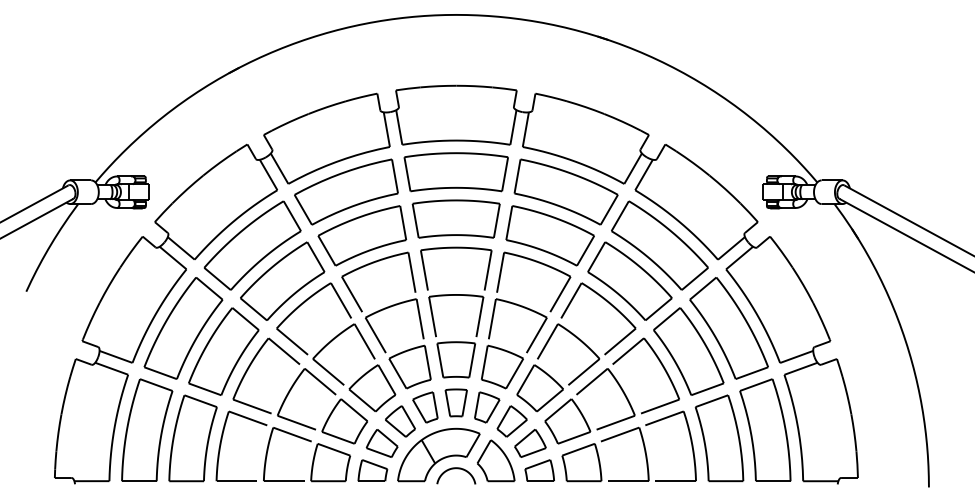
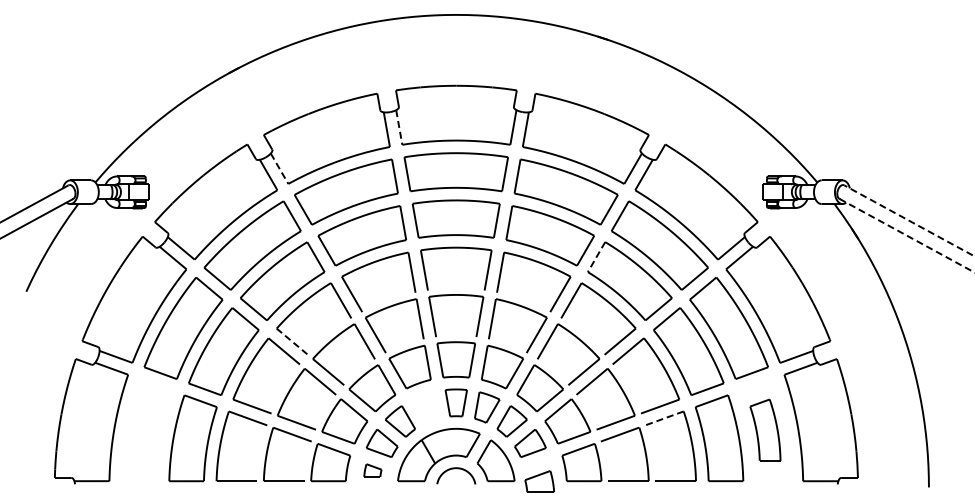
line: solid -> dashed (399, 127)
line: solid -> dashed (279, 168)
line: solid -> dashed (909, 220)
line: solid -> dashed (907, 235)
line: solid -> dashed (596, 257)
line: solid -> dashed (292, 342)
part: present -> none (425, 407)
line: solid -> dashed (664, 418)
part: present -> none (147, 429)
part size: 53x104 px -> 33x64 px (765, 429)
part size: 32x23 px -> 20x15 px (372, 470)
part position: (539, 470) -> (539, 481) (539, 481)
